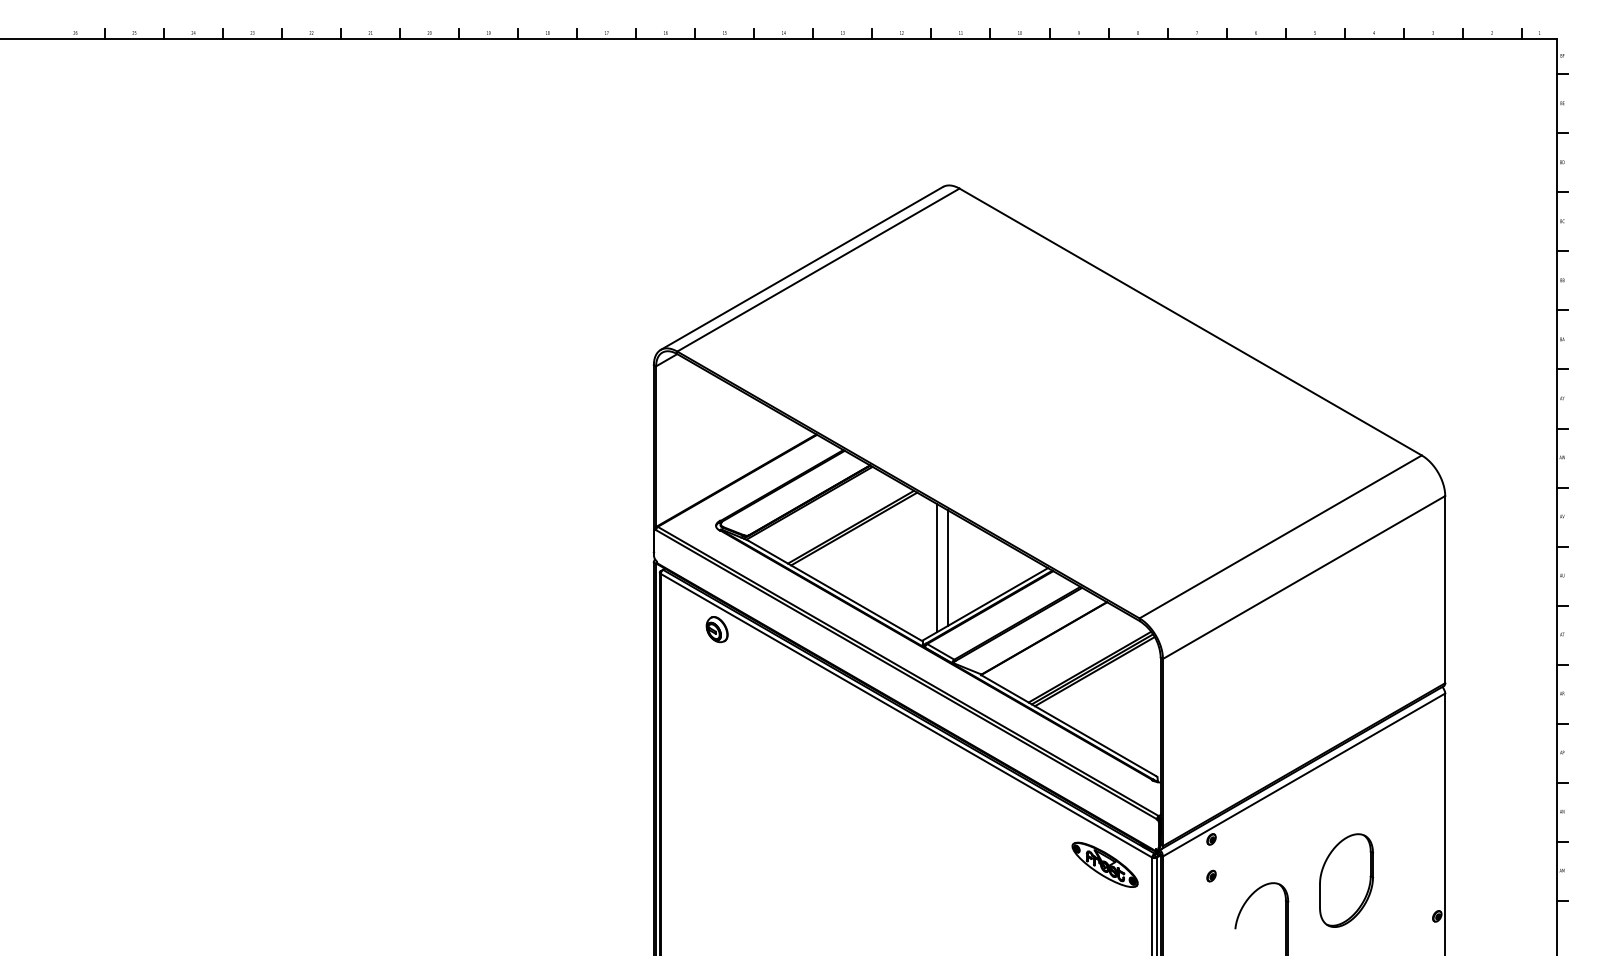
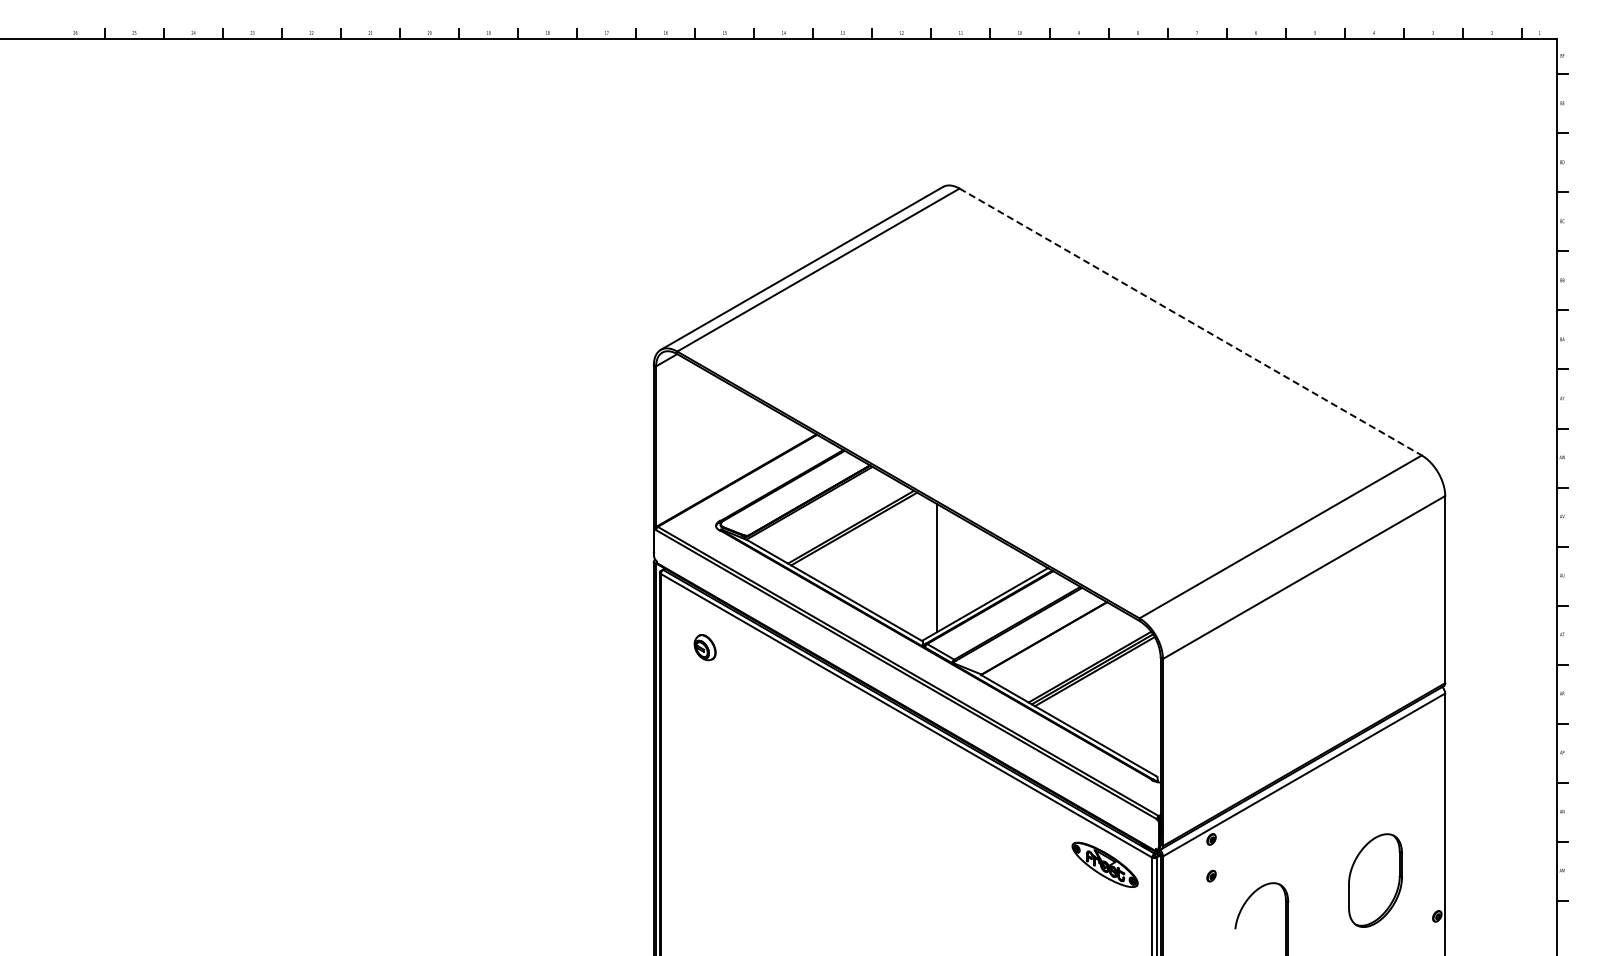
line: solid -> dashed (1190, 322)
line: present -> none (947, 568)
part position: (716, 629) -> (704, 647) (704, 647)
part position: (1346, 880) -> (1375, 880) (1375, 880)
